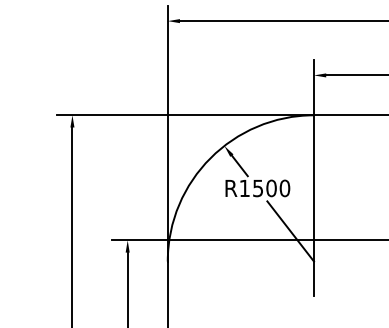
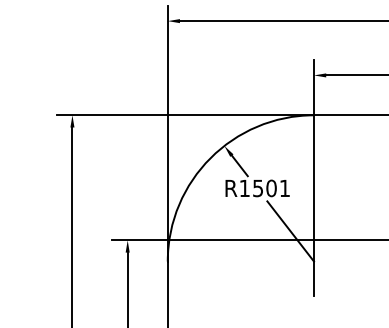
text: R1500 -> R1501 (284, 188)
